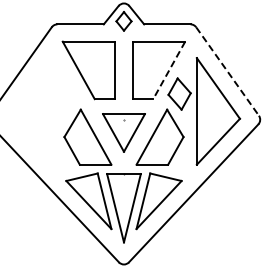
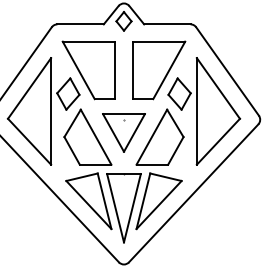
line: dashed -> solid (169, 70)
line: dashed -> solid (227, 71)
part: none -> present (43, 111)
